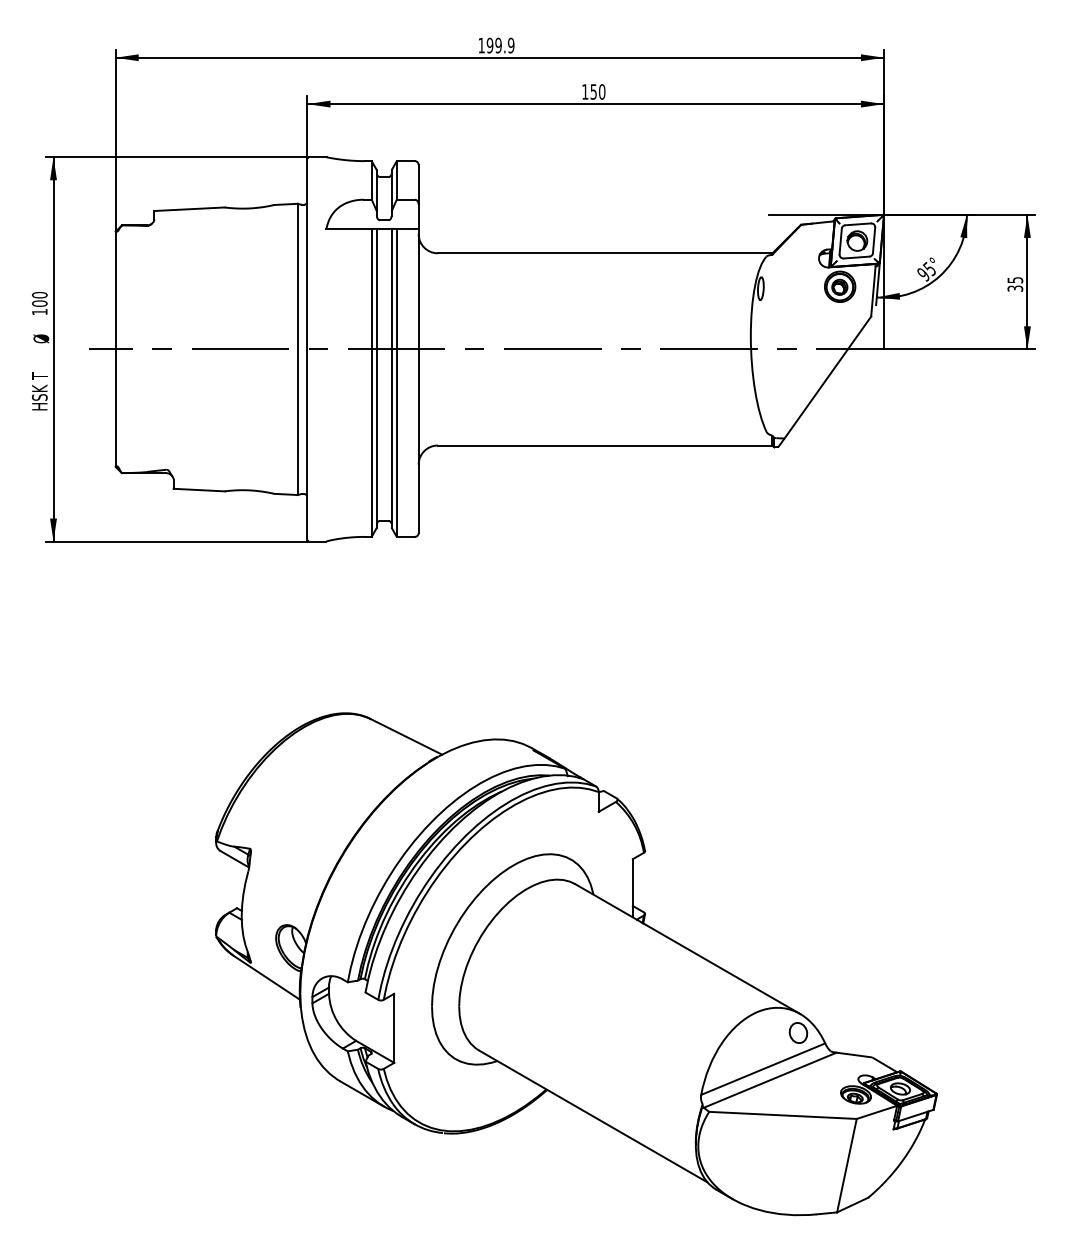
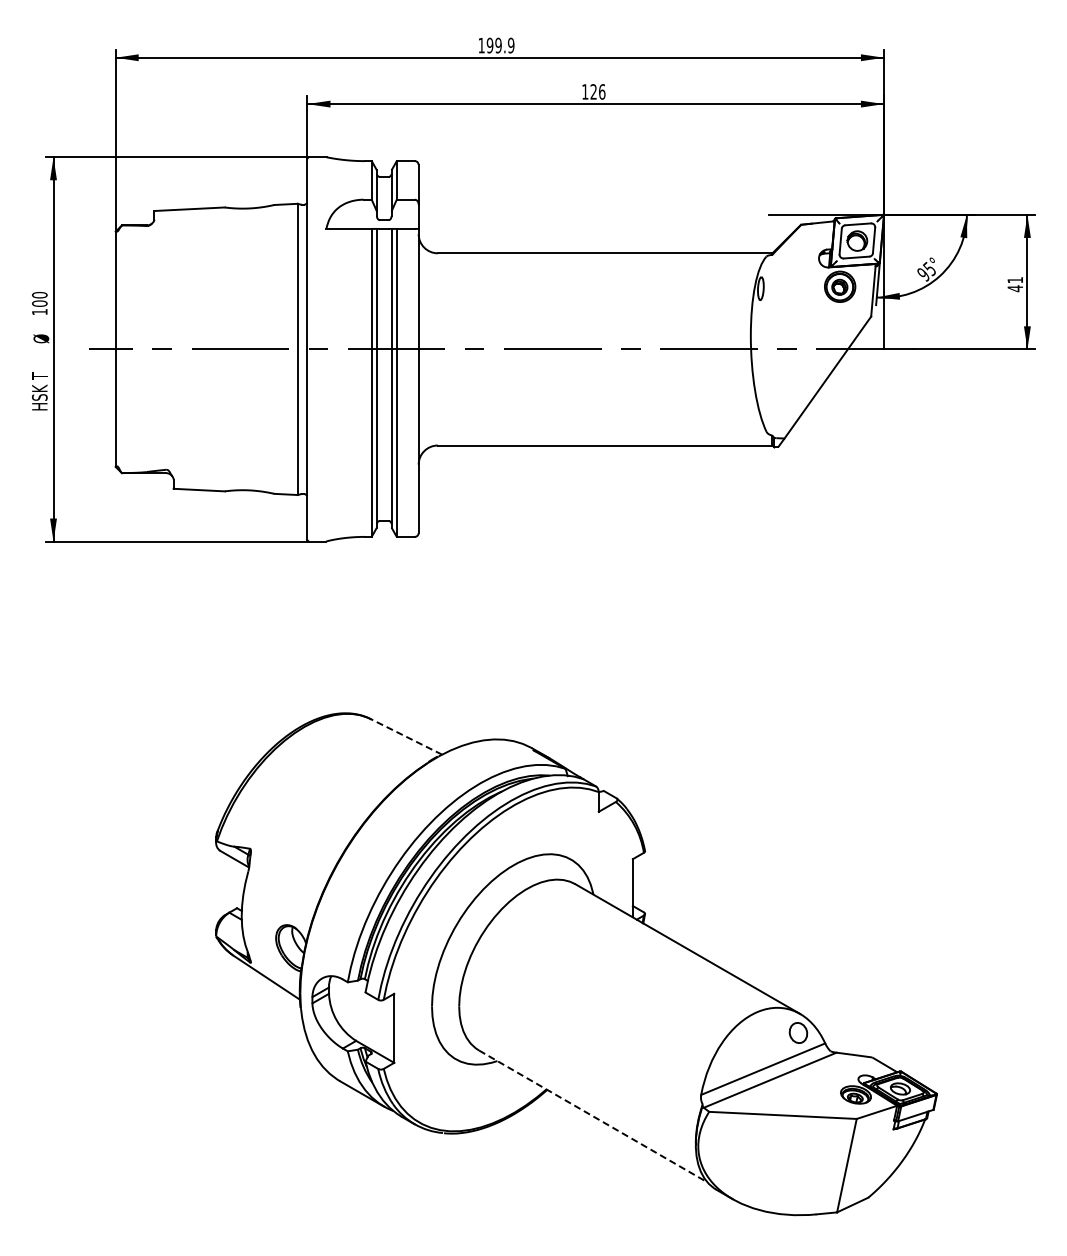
text: 150 -> 126 (597, 91)
text: 35 -> 41 (1015, 284)
line: solid -> dashed (405, 736)
line: solid -> dashed (593, 1116)
